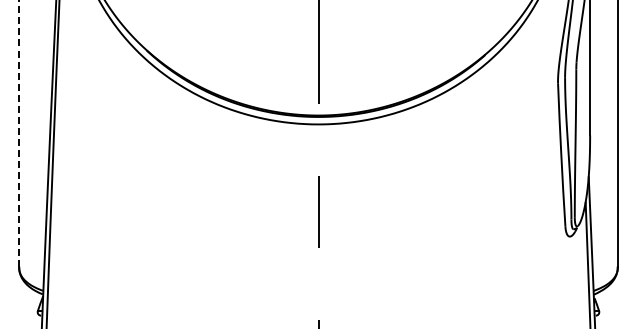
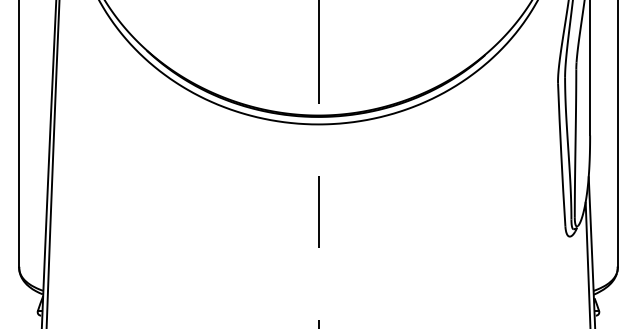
line: dashed -> solid (19, 134)
